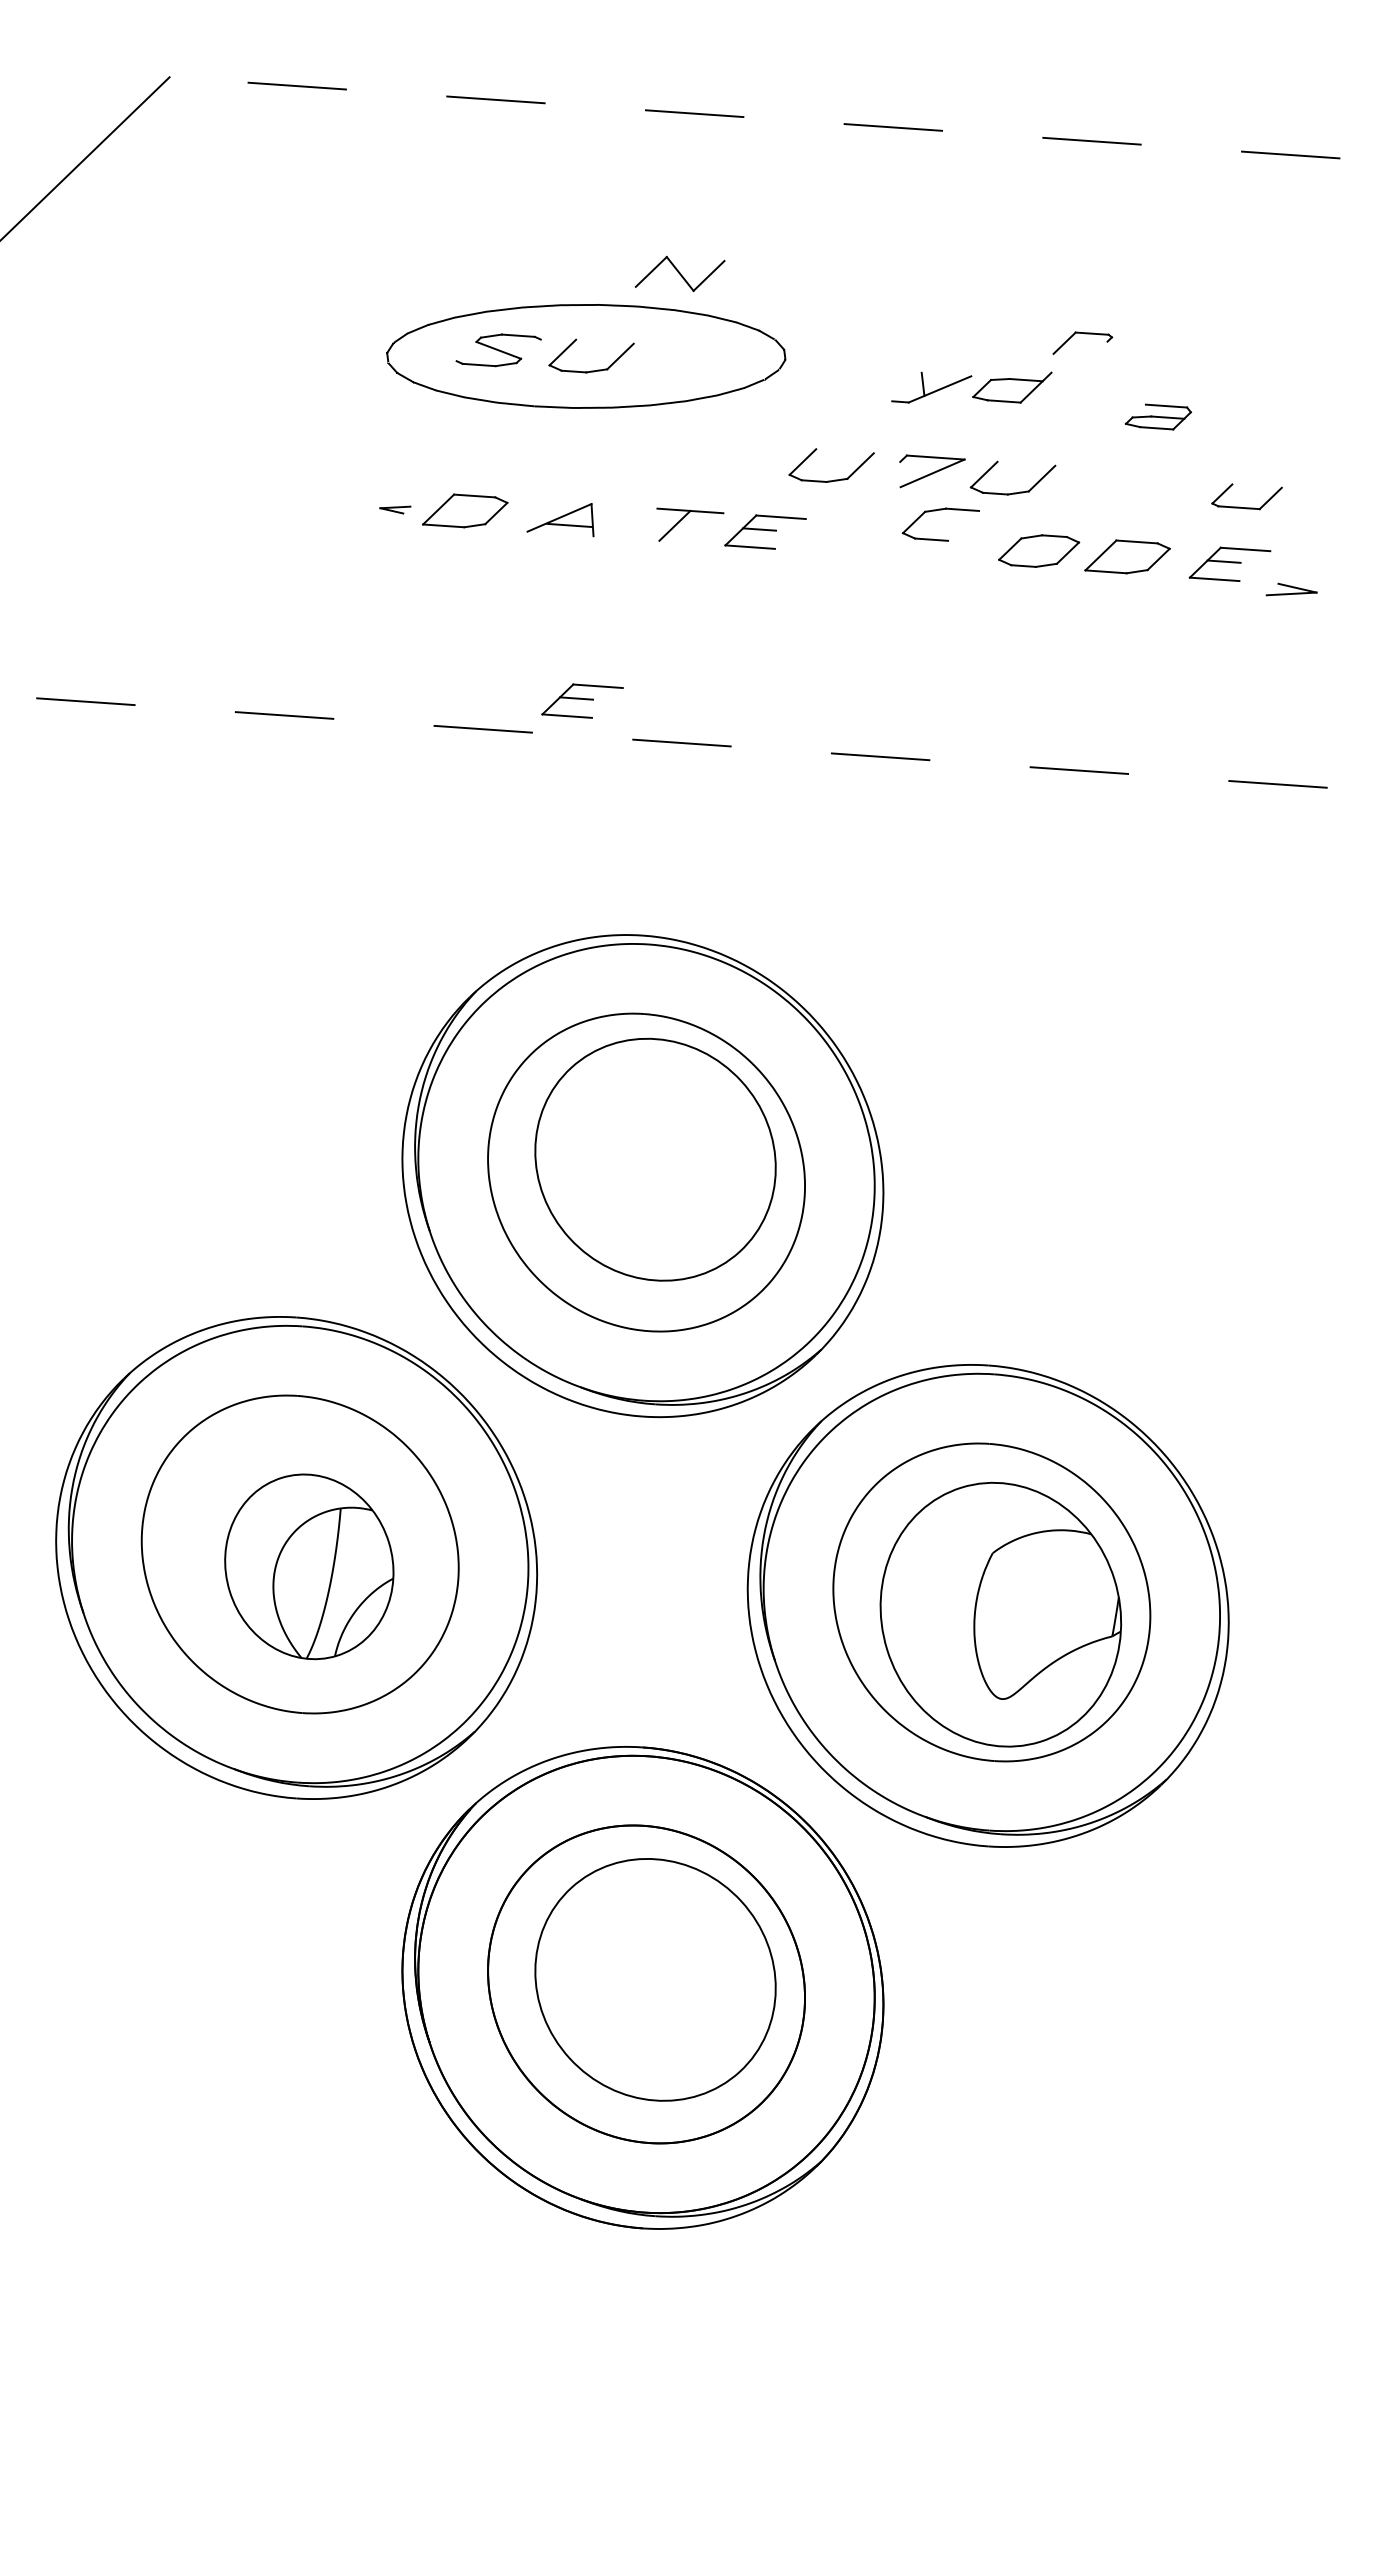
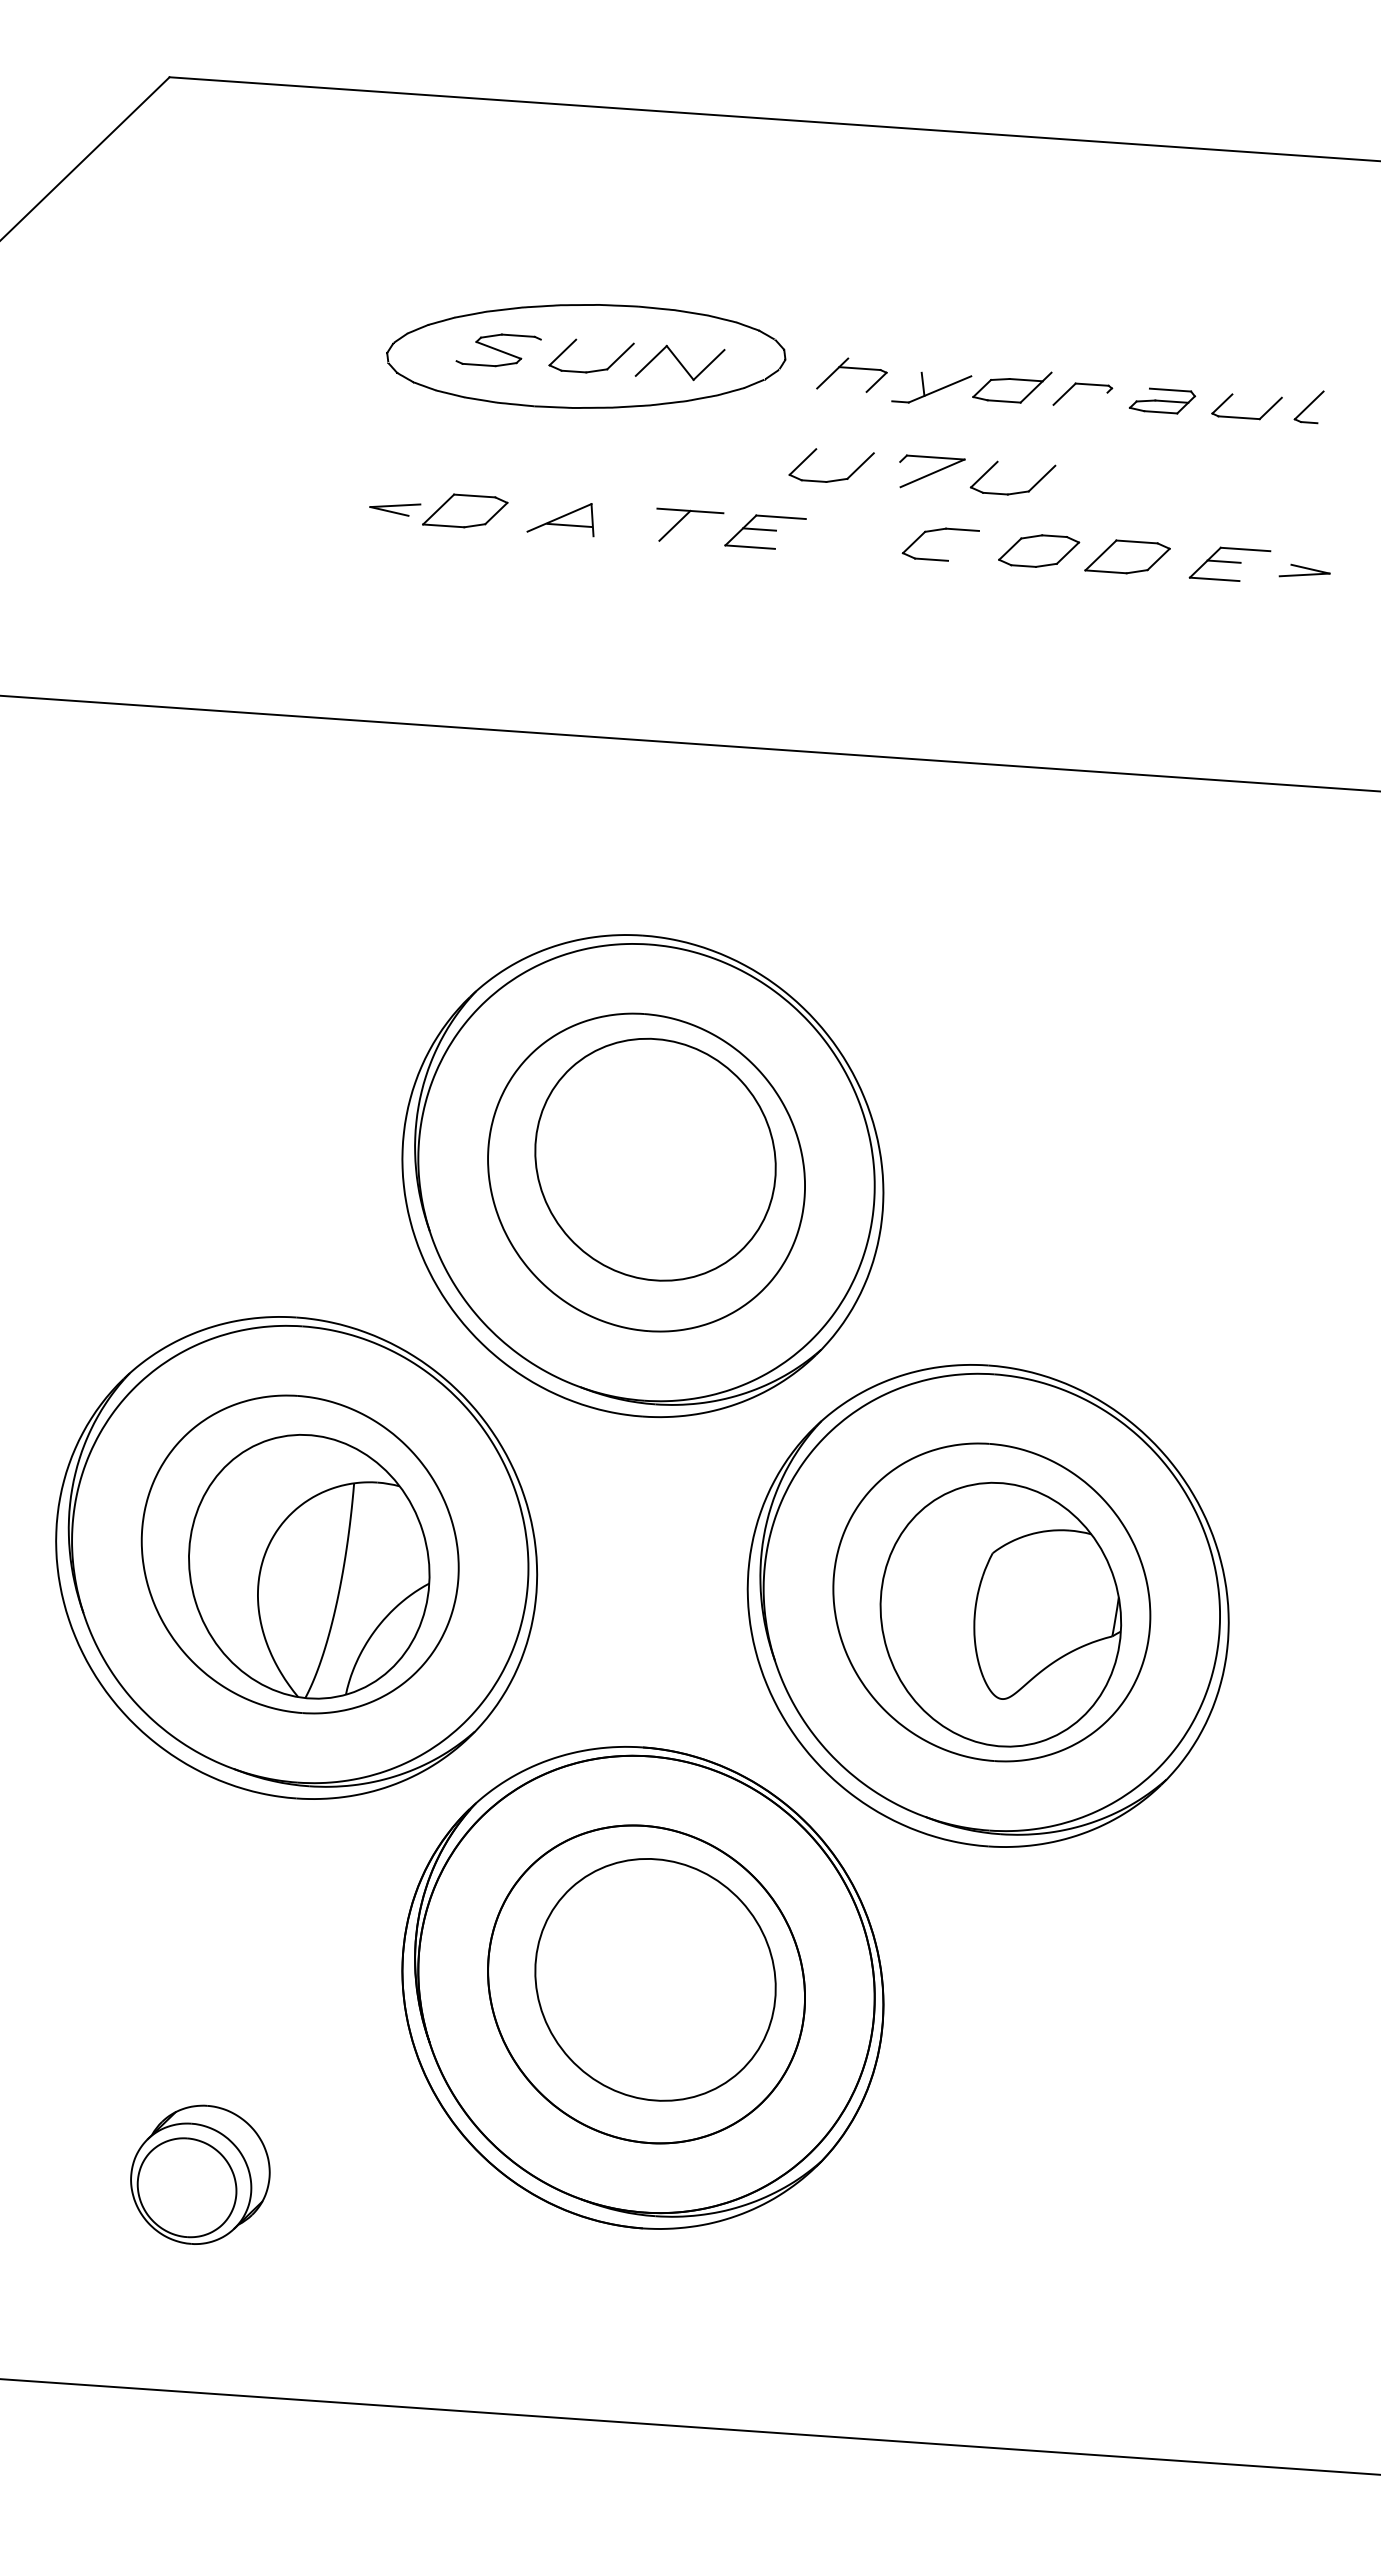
line: dashed -> solid (774, 119)
part position: (679, 273) -> (679, 362) (679, 362)
part position: (1084, 334) -> (1084, 385) (1084, 385)
part: none -> present (851, 374)
part: none -> present (1308, 407)
part position: (1158, 416) -> (1162, 400) (1162, 400)
part position: (1246, 507) -> (1246, 417) (1246, 417)
part size: 33x10 px -> 53x14 px (395, 509)
part position: (935, 511) -> (935, 531) (935, 531)
part position: (1291, 589) -> (1304, 570) (1304, 570)
part: present -> none (582, 700)
line: dashed -> solid (690, 743)
part size: 171x188 px -> 243x266 px (309, 1566)
part: none -> present (200, 2174)
line: none -> present (689, 2426)
